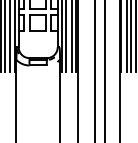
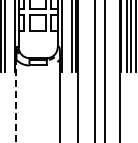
line: present -> none (10, 36)
line: present -> none (65, 36)
line: solid -> dashed (16, 100)
